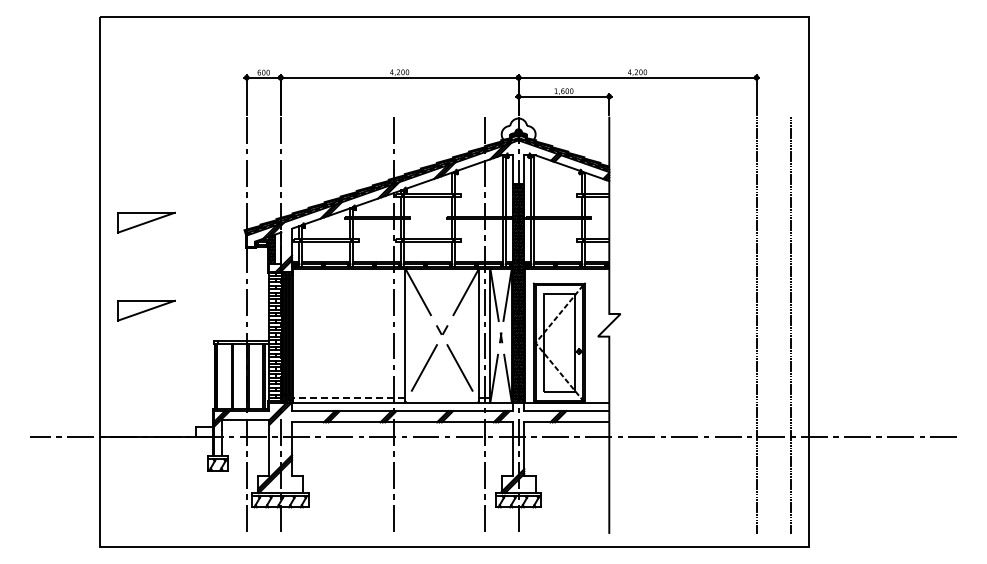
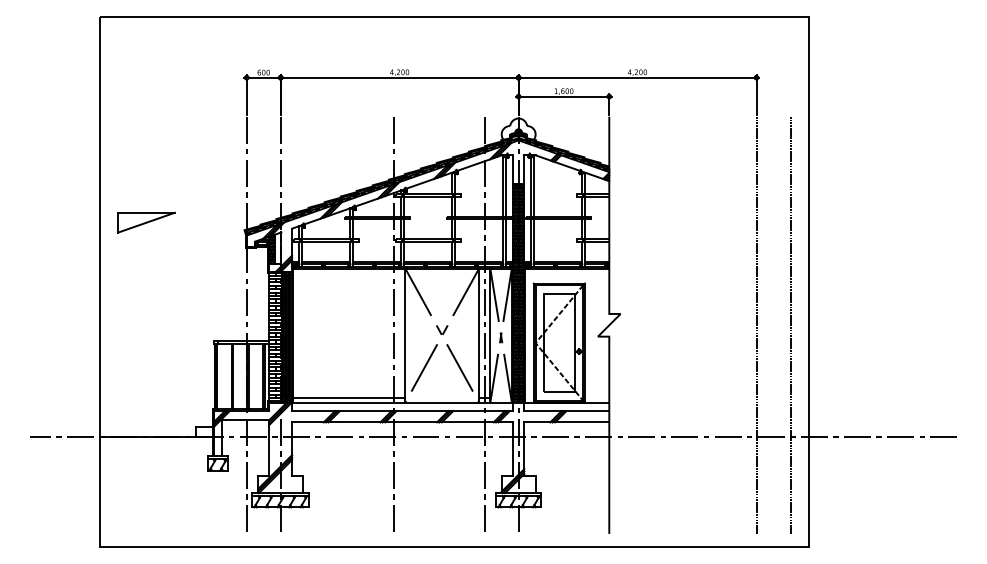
part: present -> none (146, 310)
line: dashed -> solid (348, 398)
